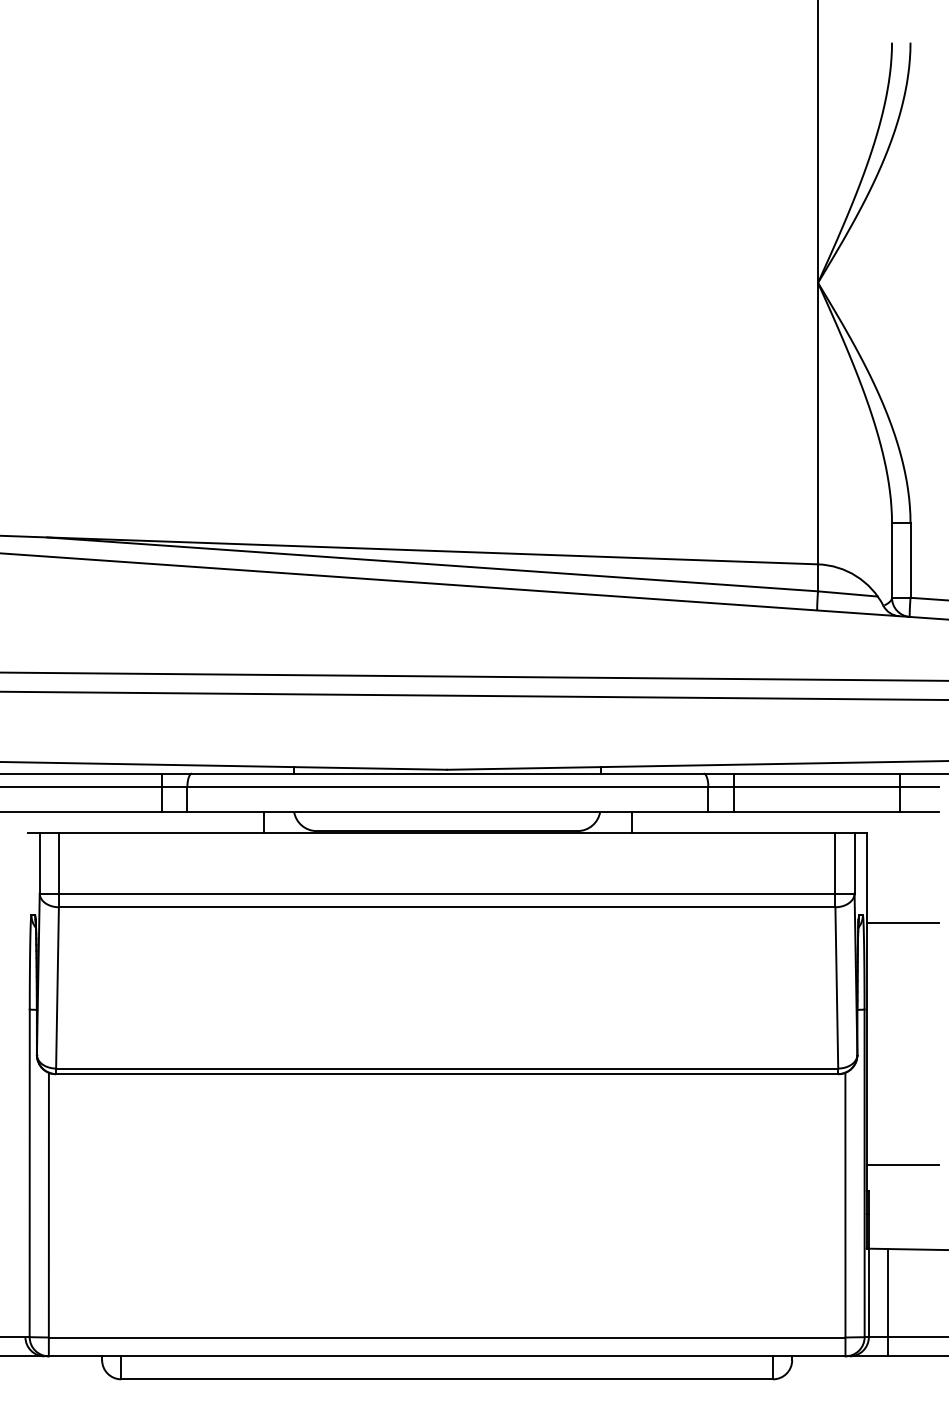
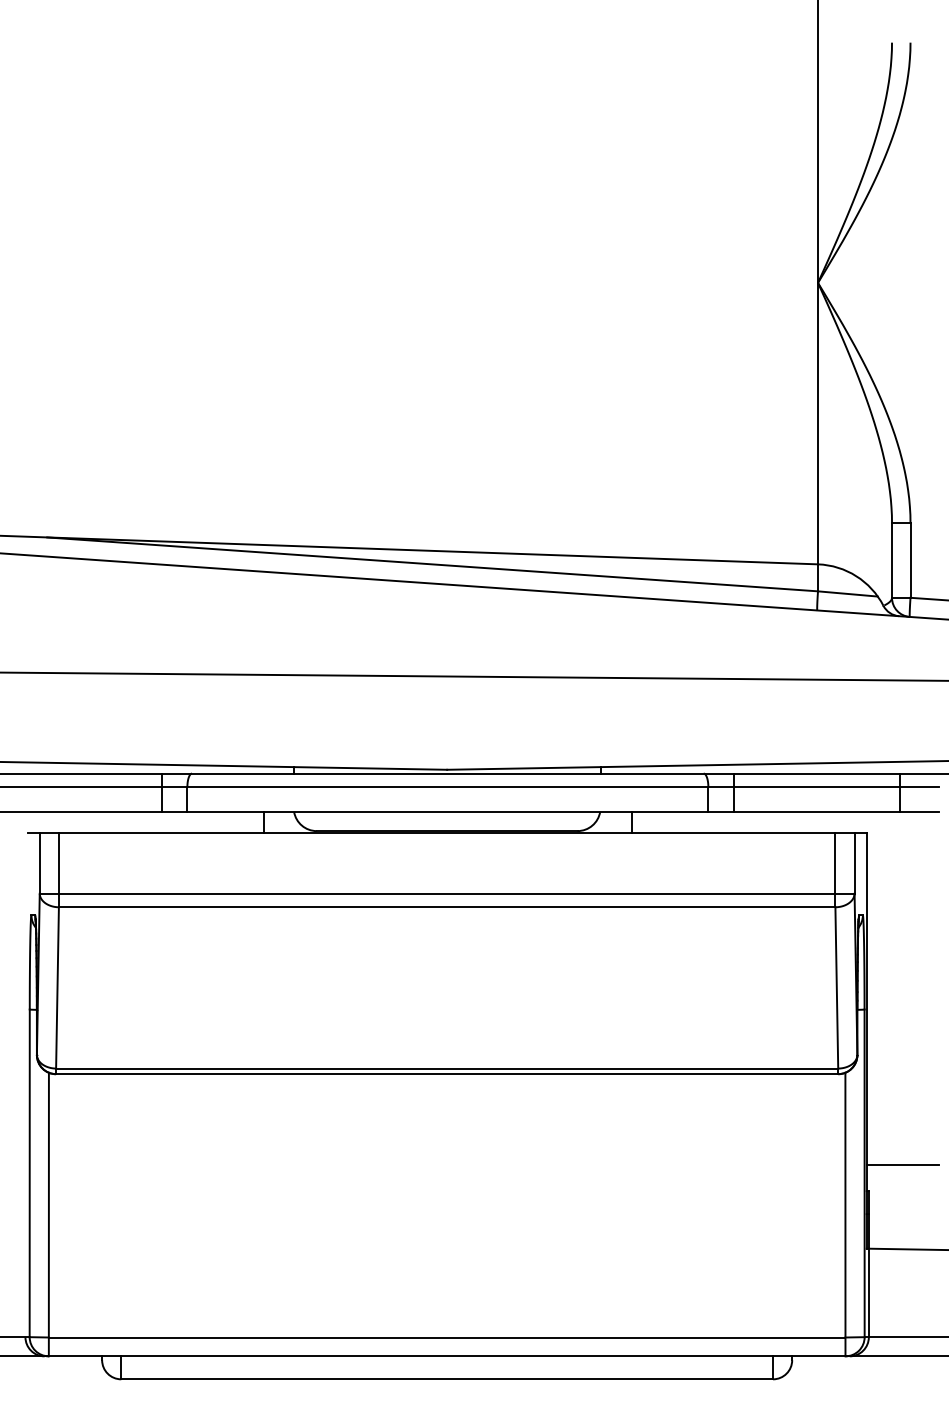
line: present -> none (473, 695)
line: present -> none (902, 923)
line: present -> none (888, 1302)
